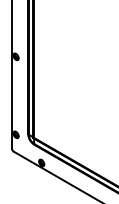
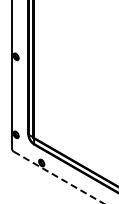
line: solid -> dashed (58, 177)
